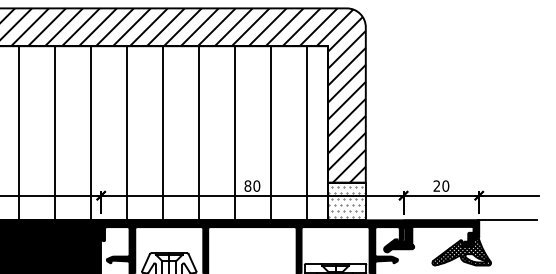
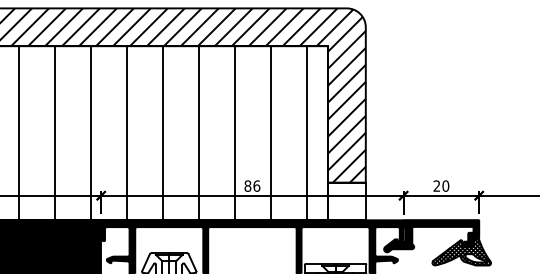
text: 80 -> 86 (256, 185)
hatch: present -> none (346, 201)
line: present -> none (507, 220)
